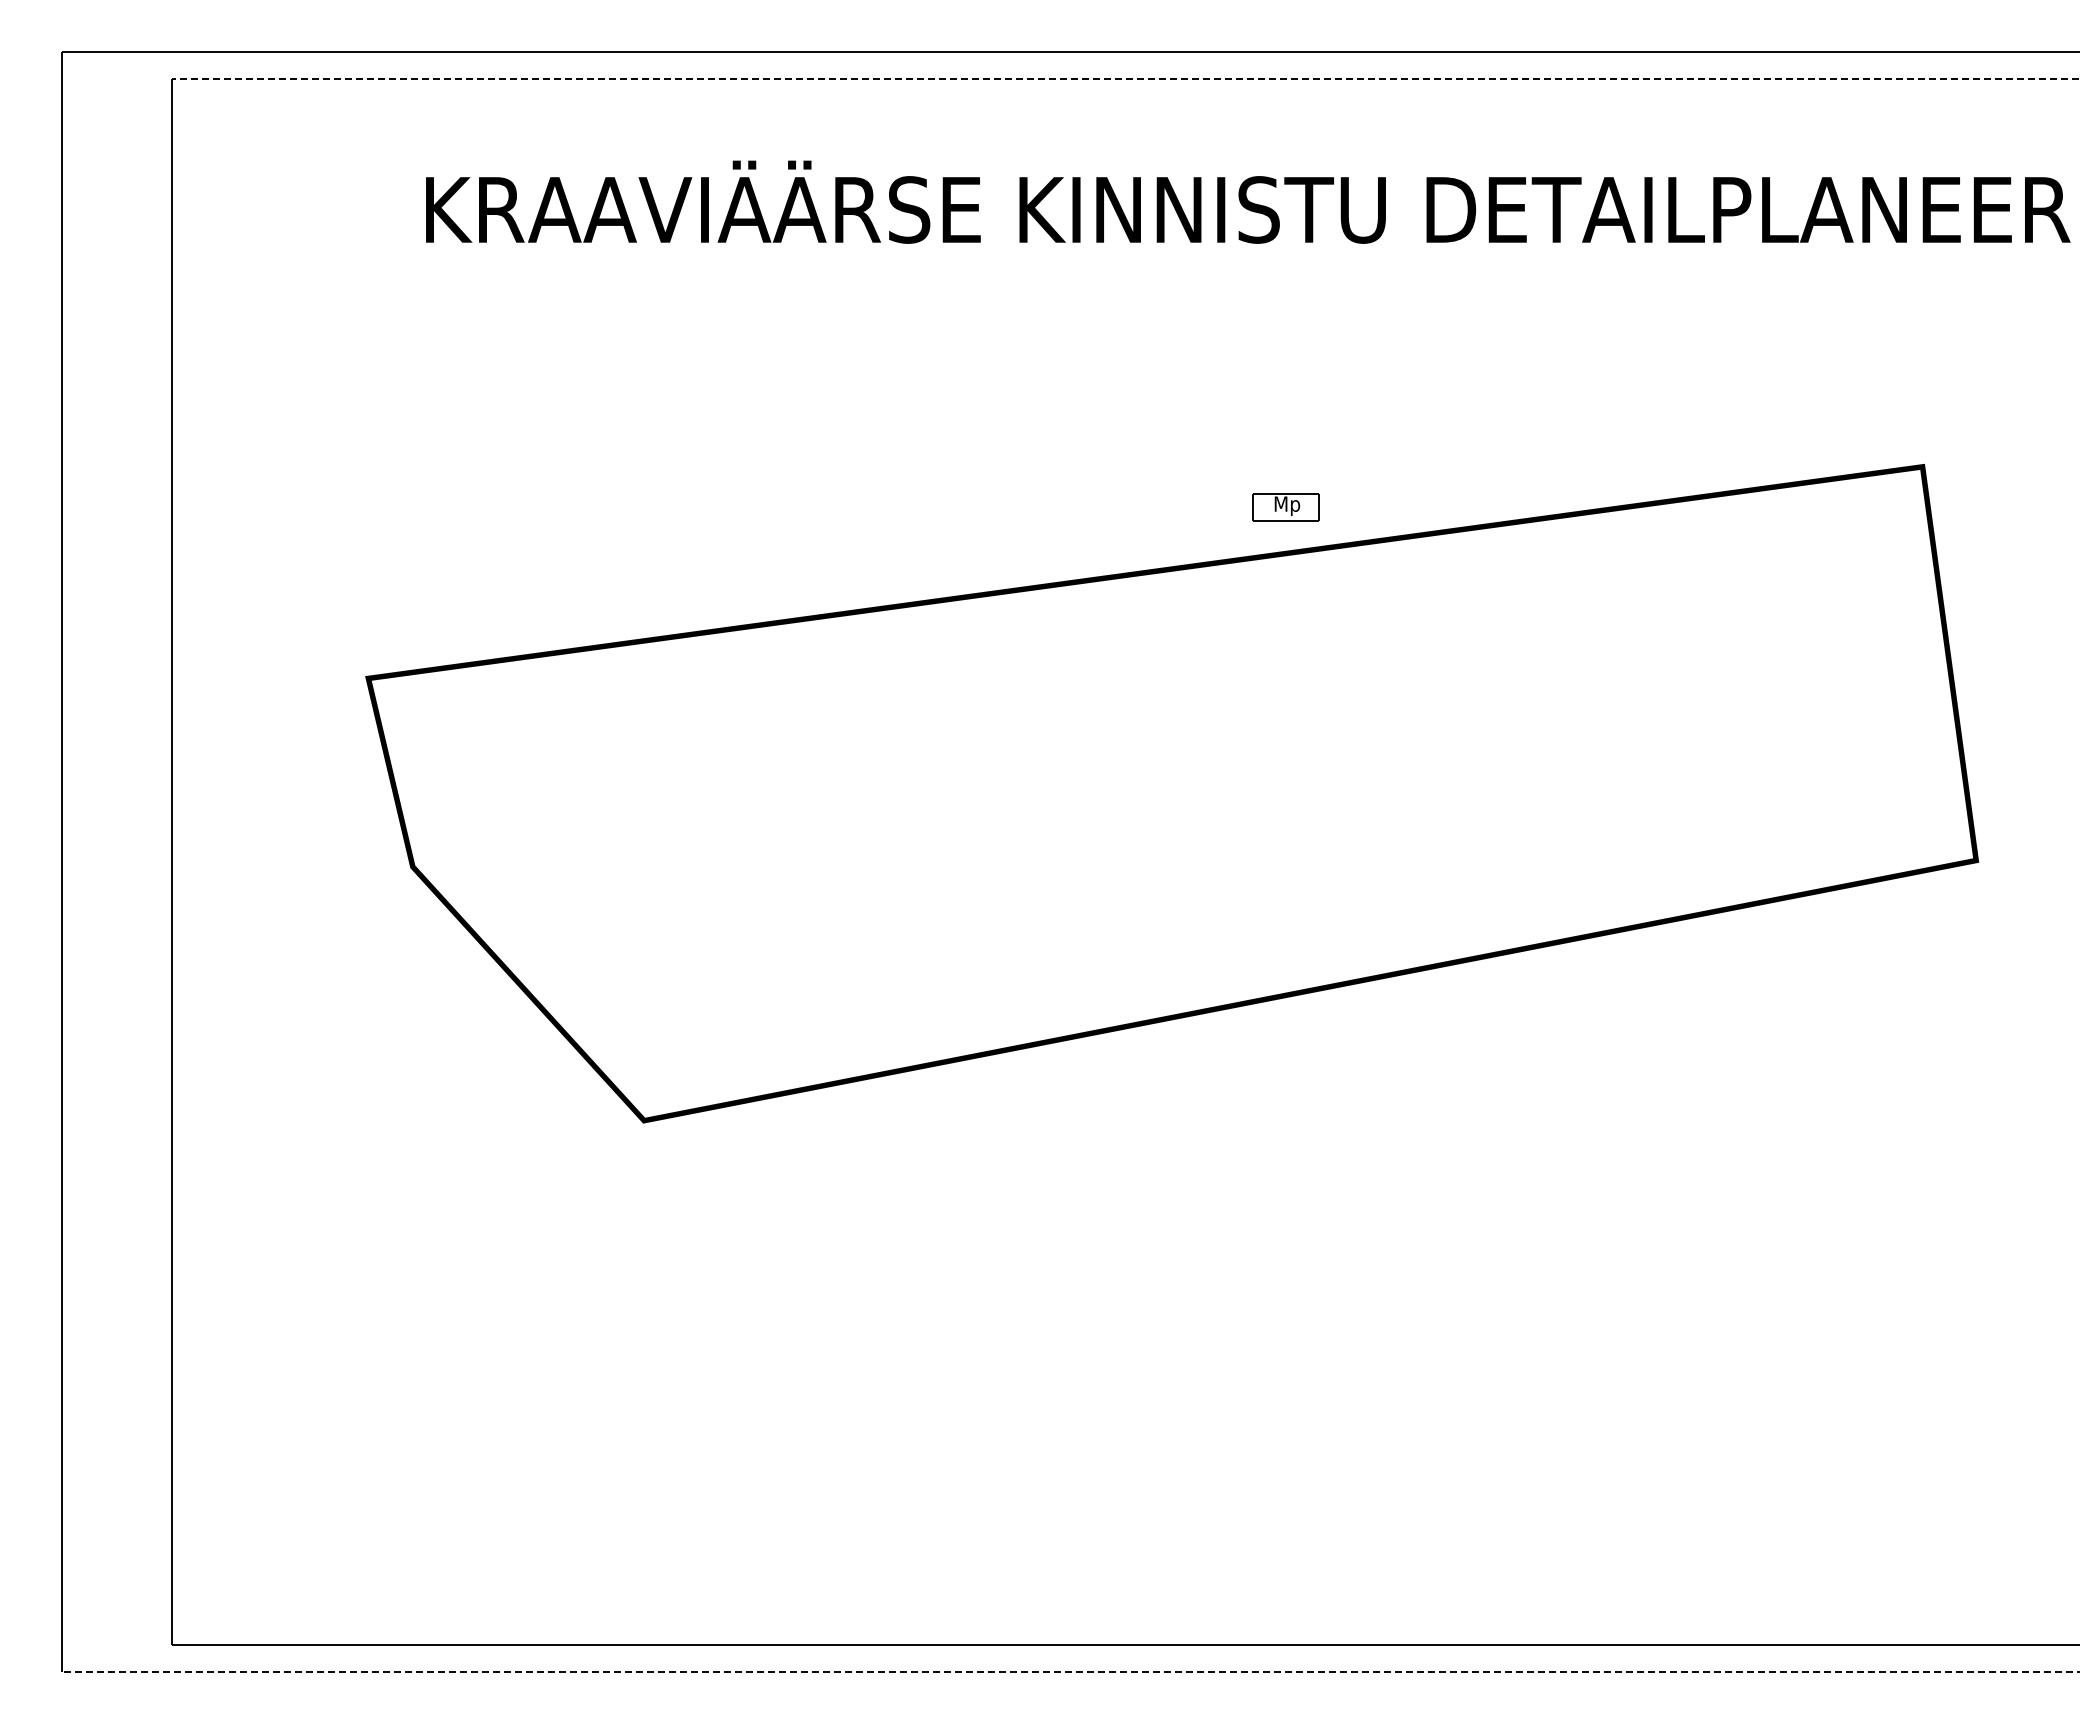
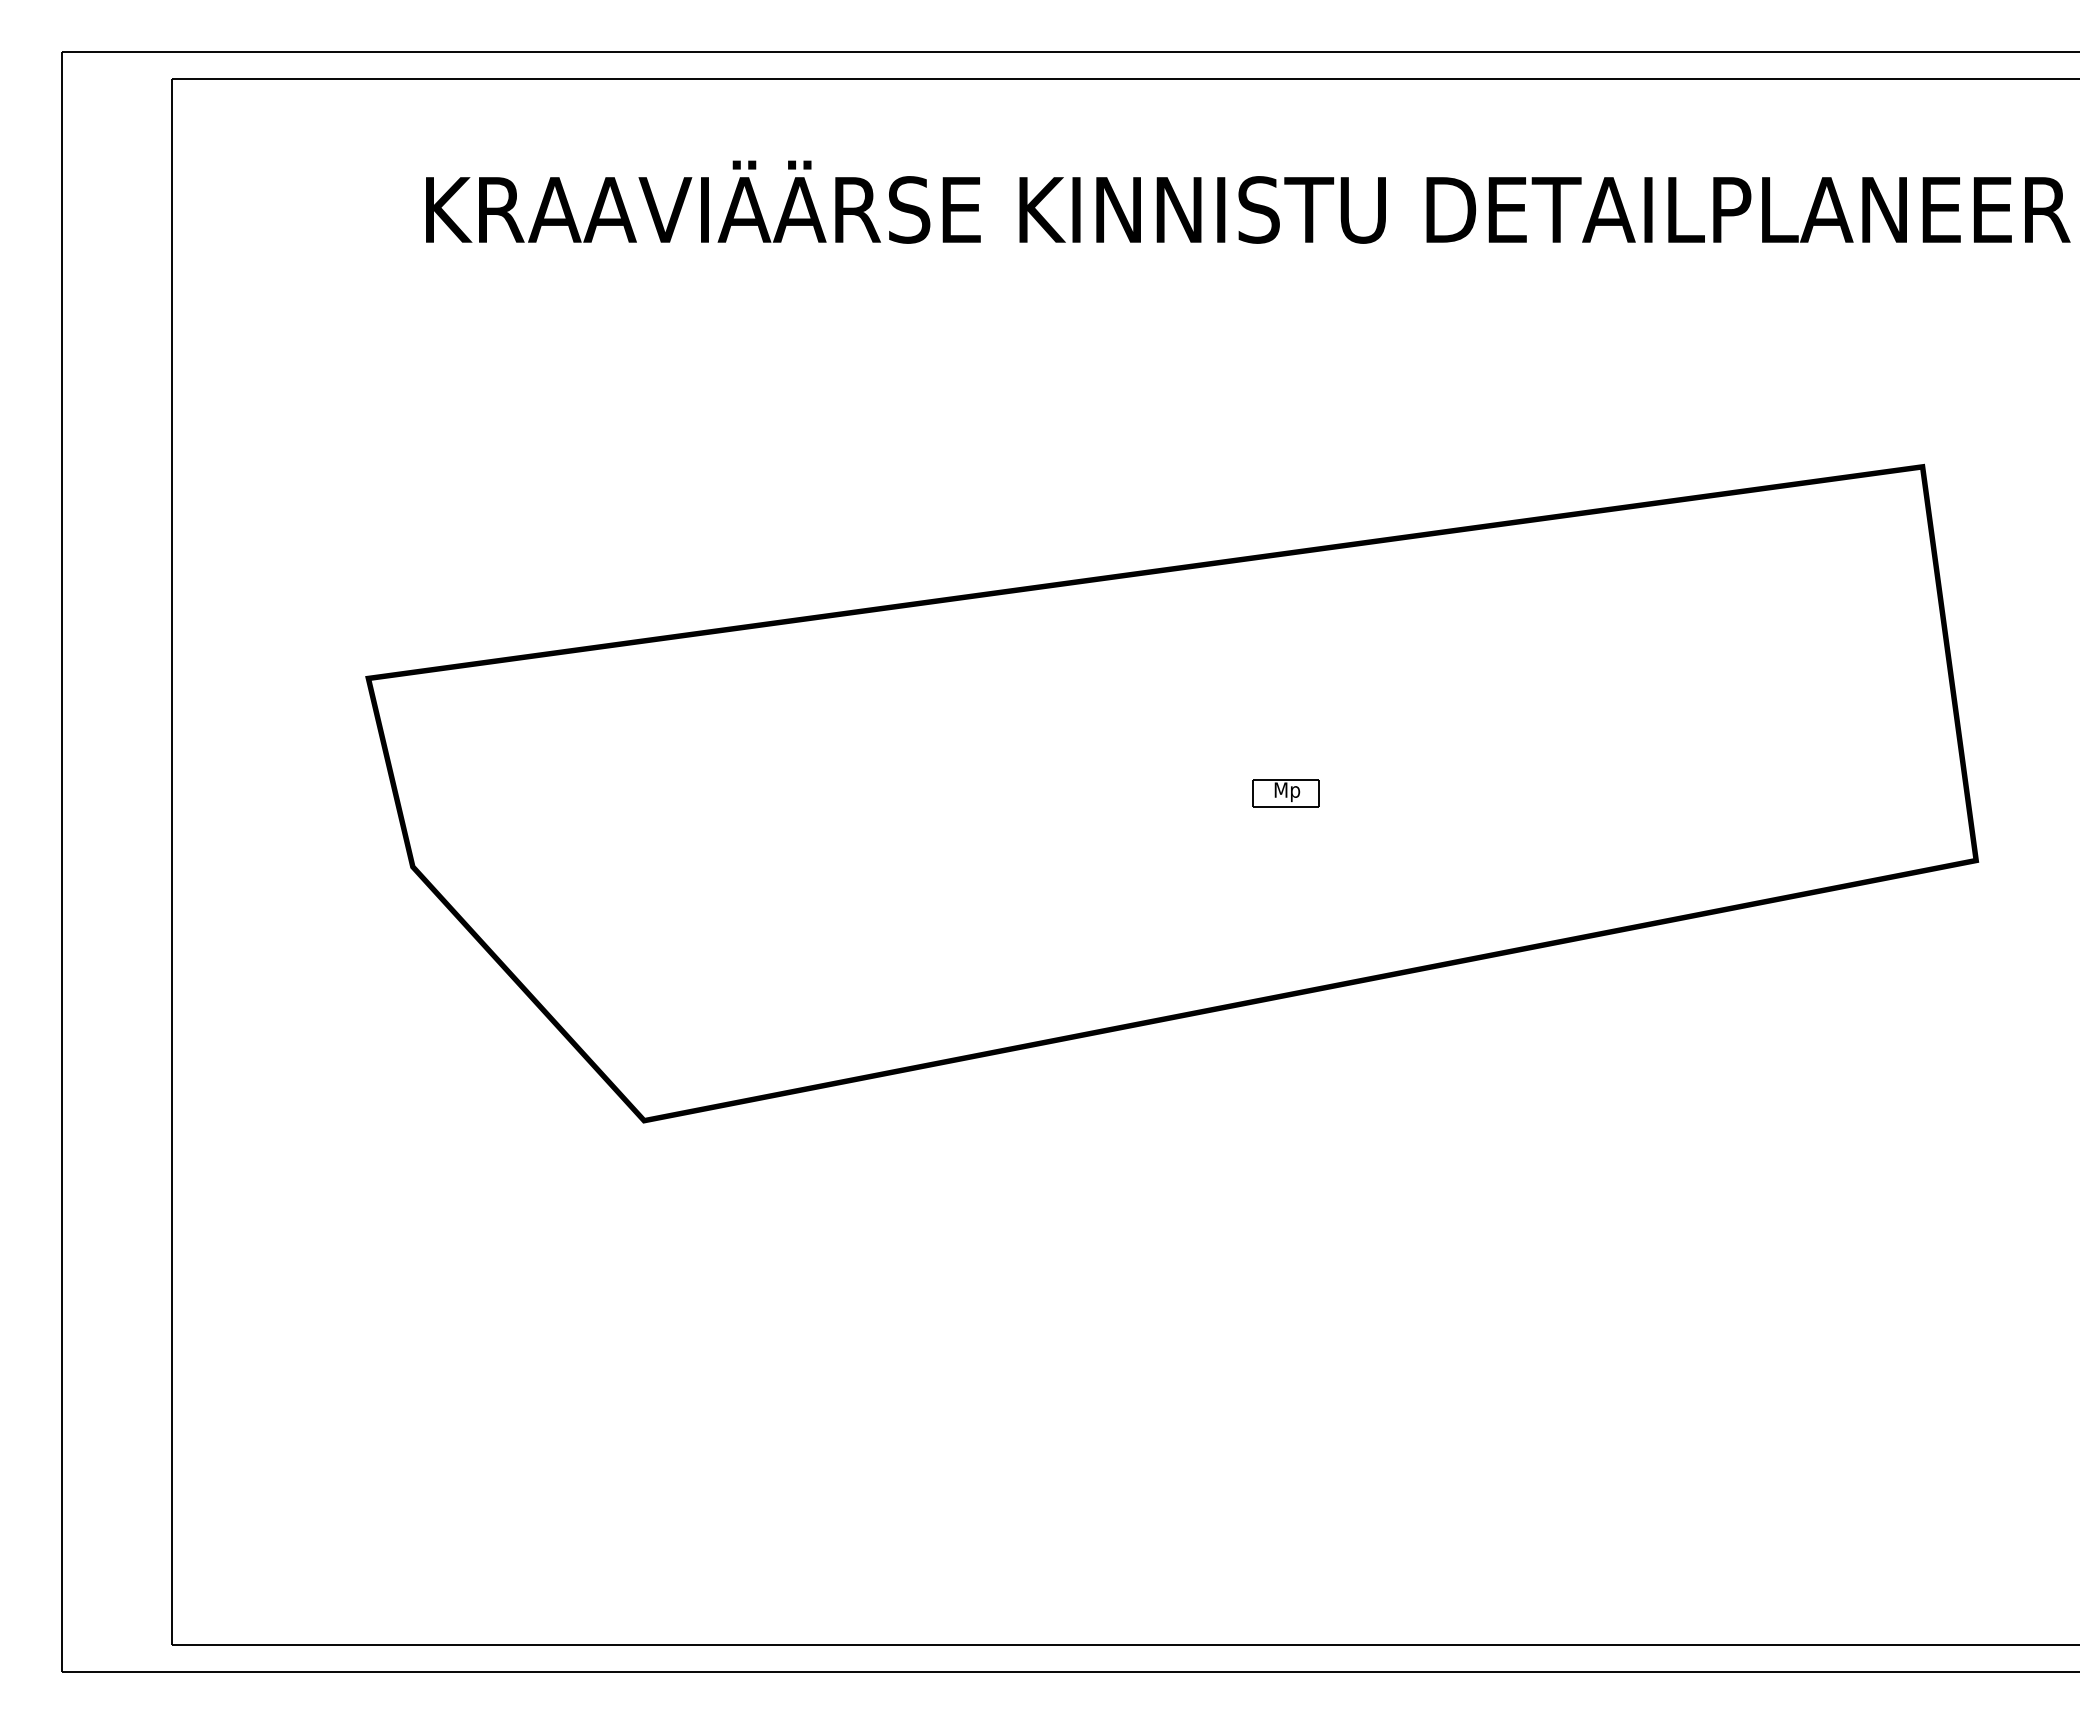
line: dashed -> solid (1125, 78)
part position: (1285, 507) -> (1285, 793) (1285, 793)
line: dashed -> solid (1070, 1672)
